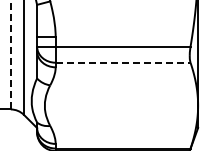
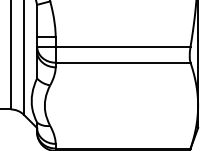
line: dashed -> solid (10, 54)
line: dashed -> solid (123, 62)
